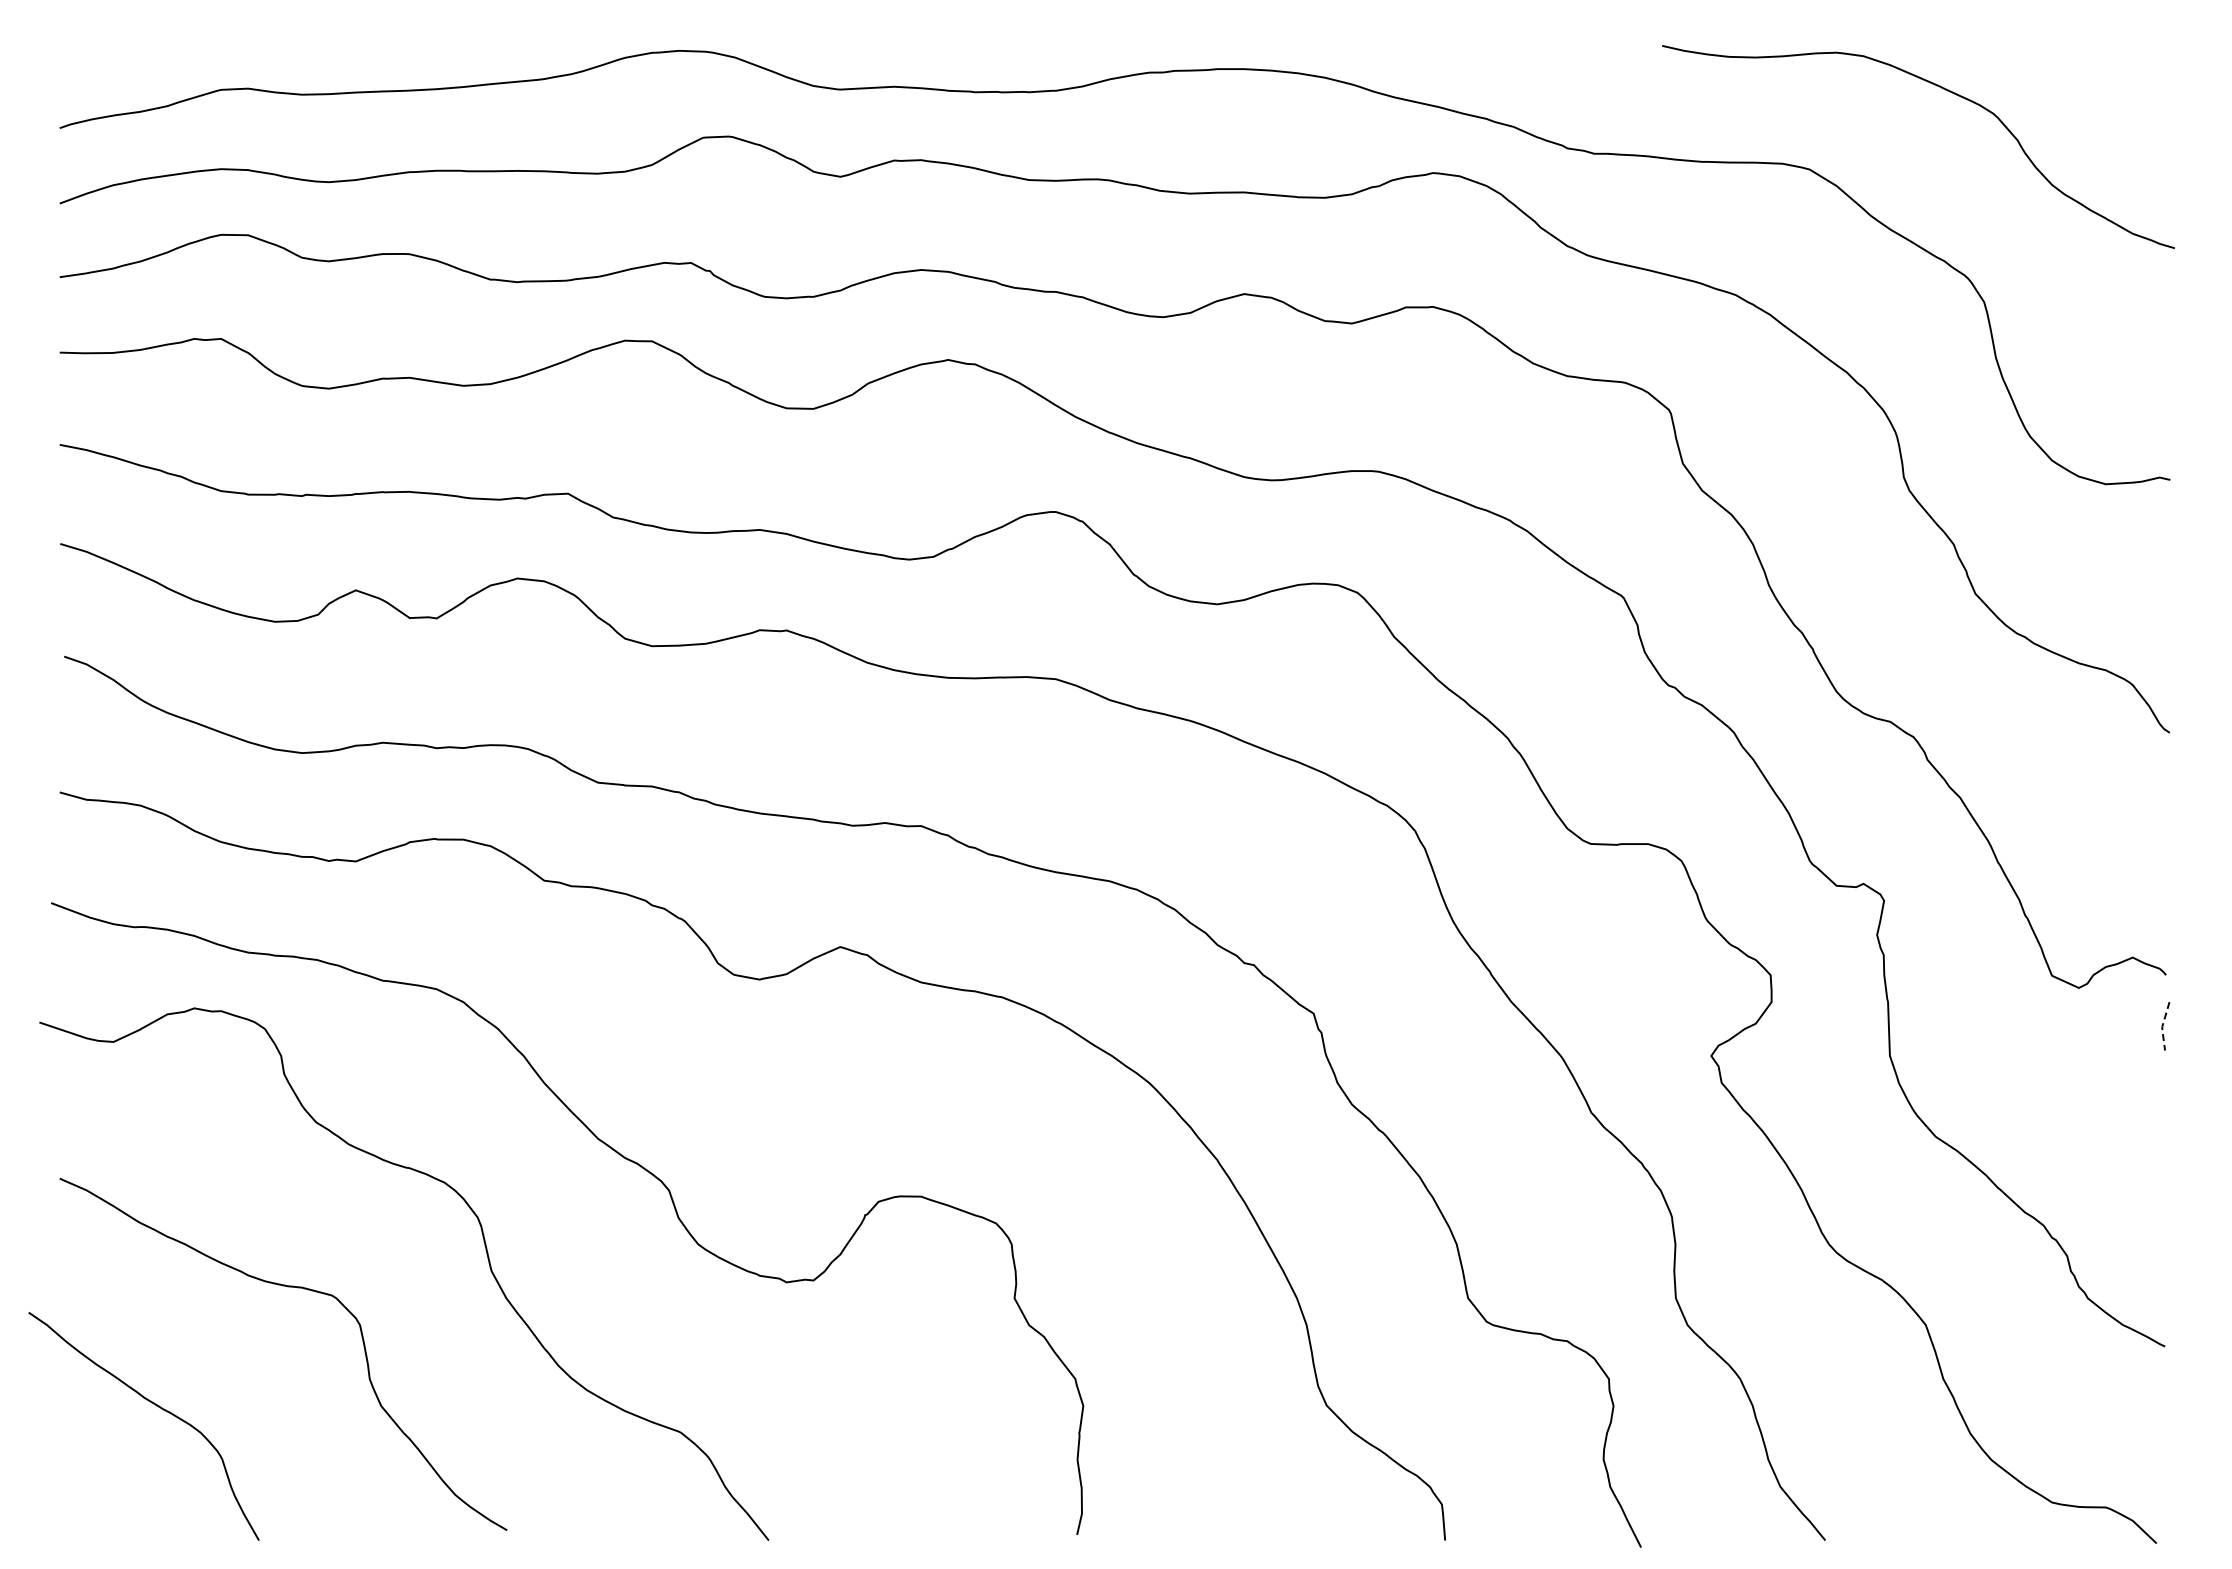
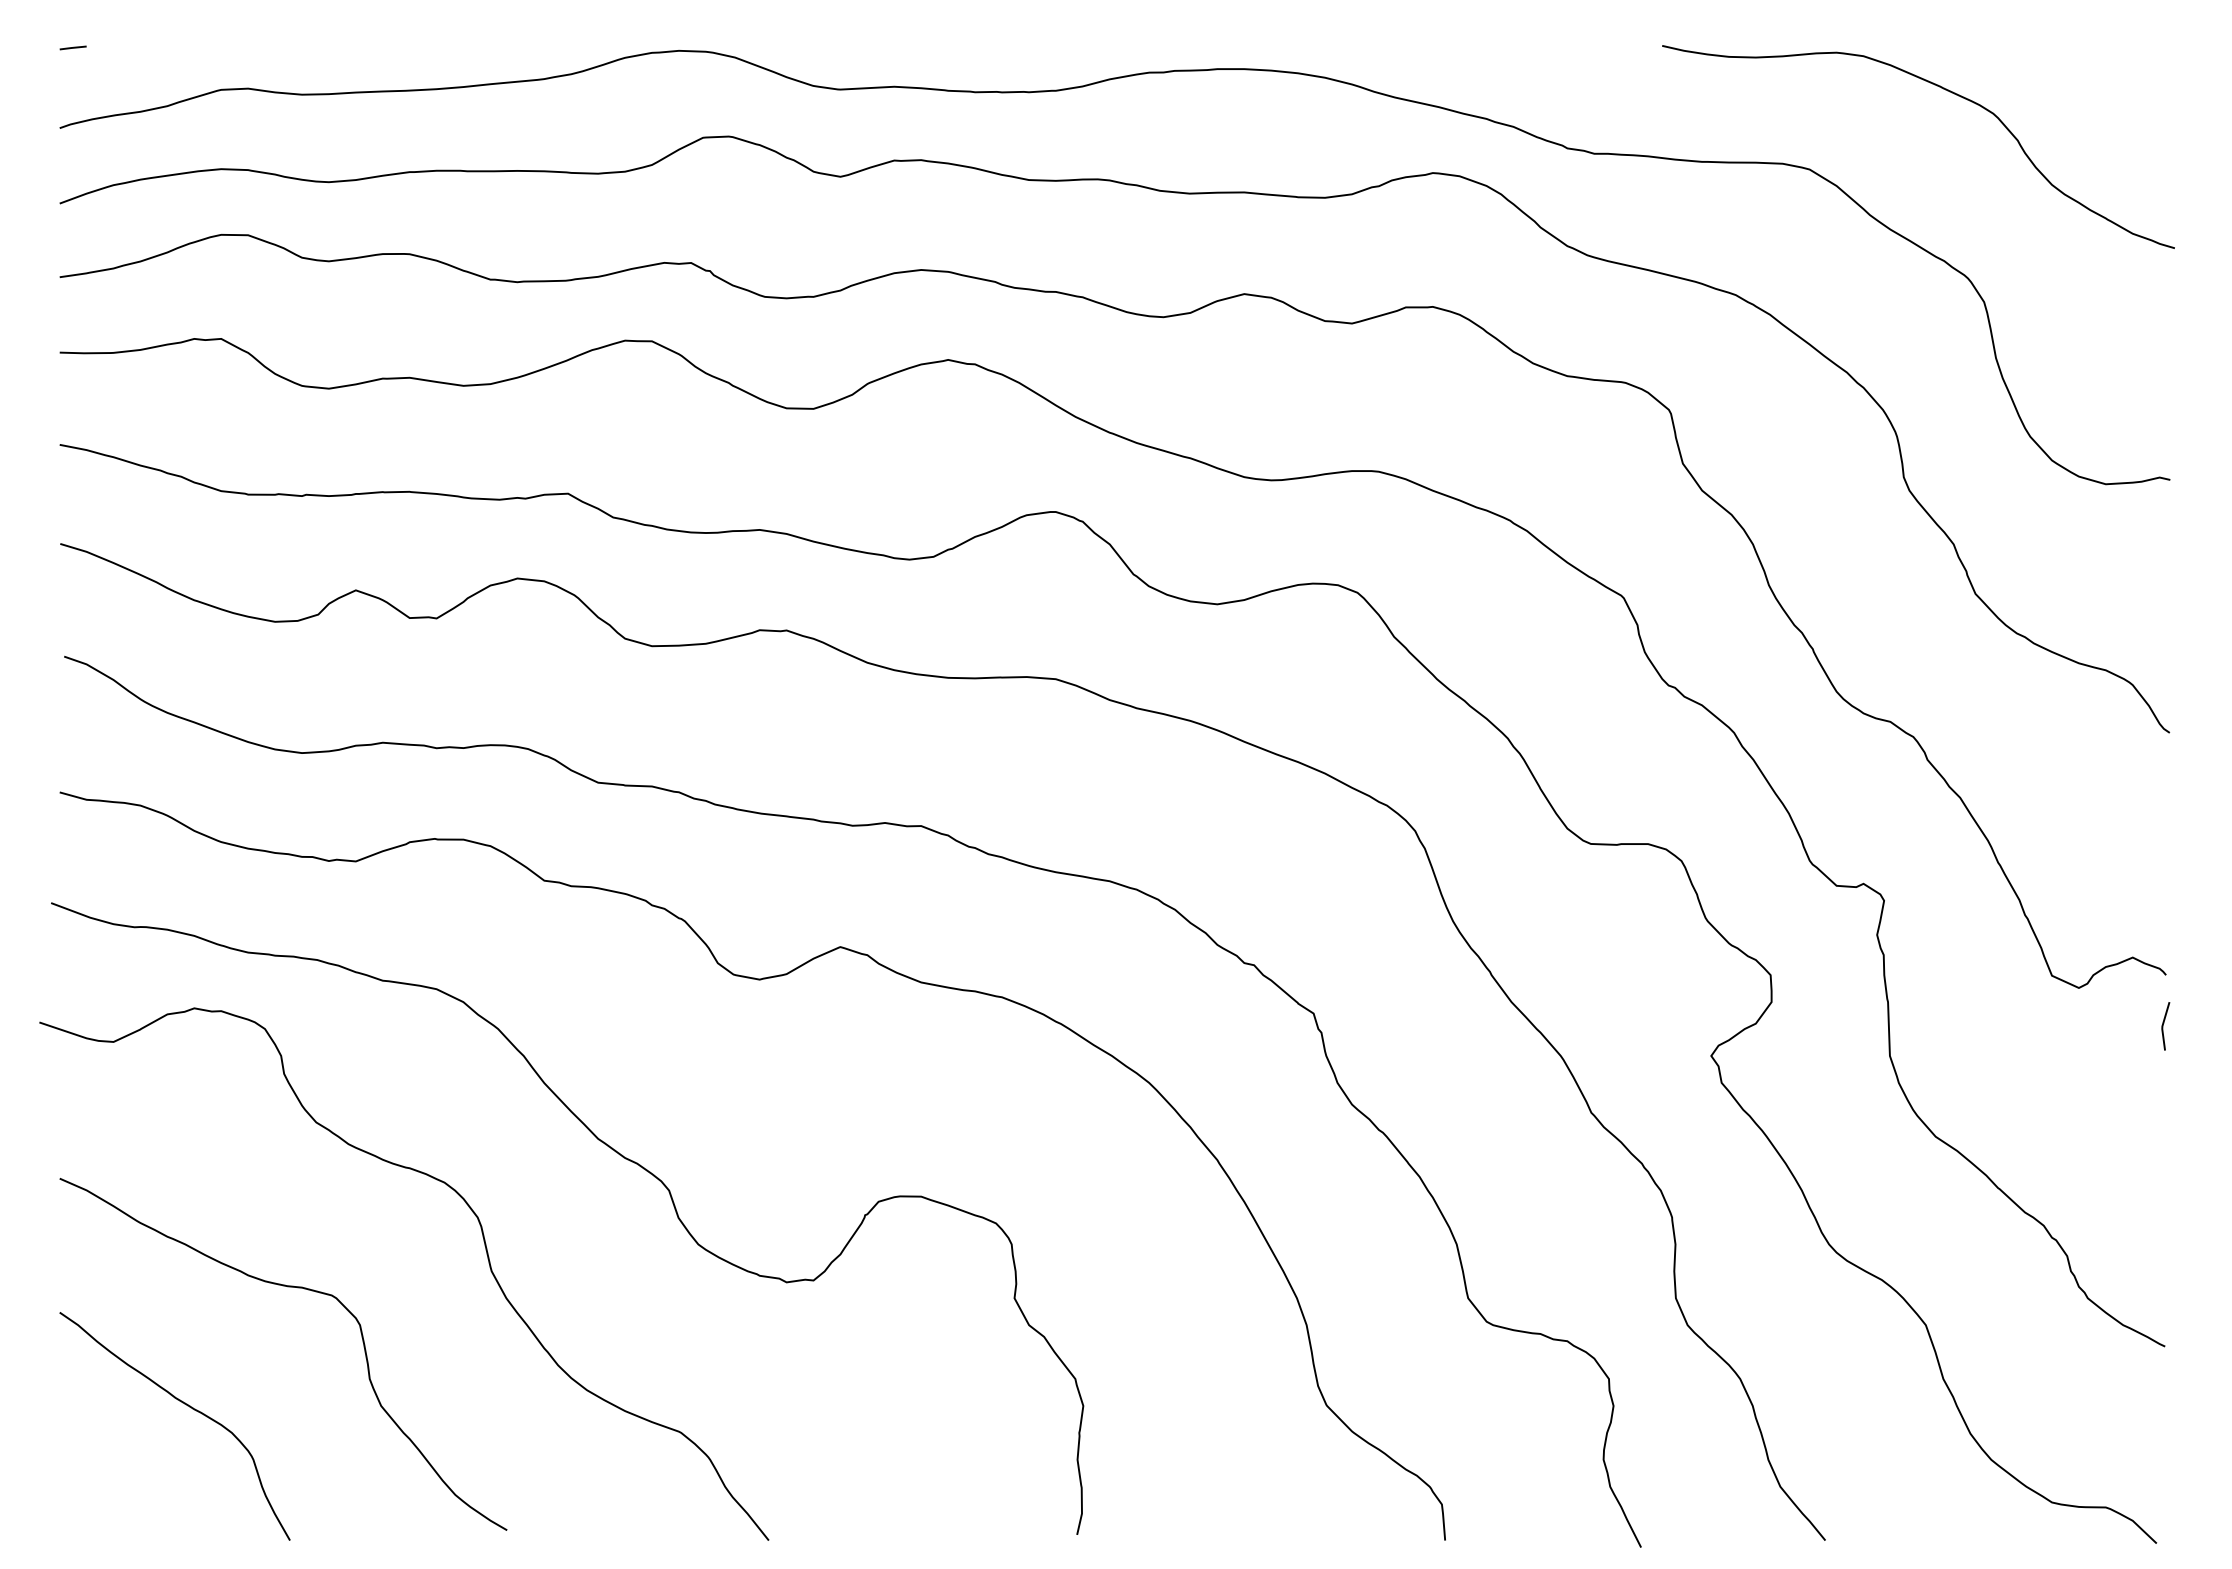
line: none -> present (72, 47)
line: dashed -> solid (2162, 1026)
curve position: (156, 1406) -> (187, 1406) (187, 1406)
